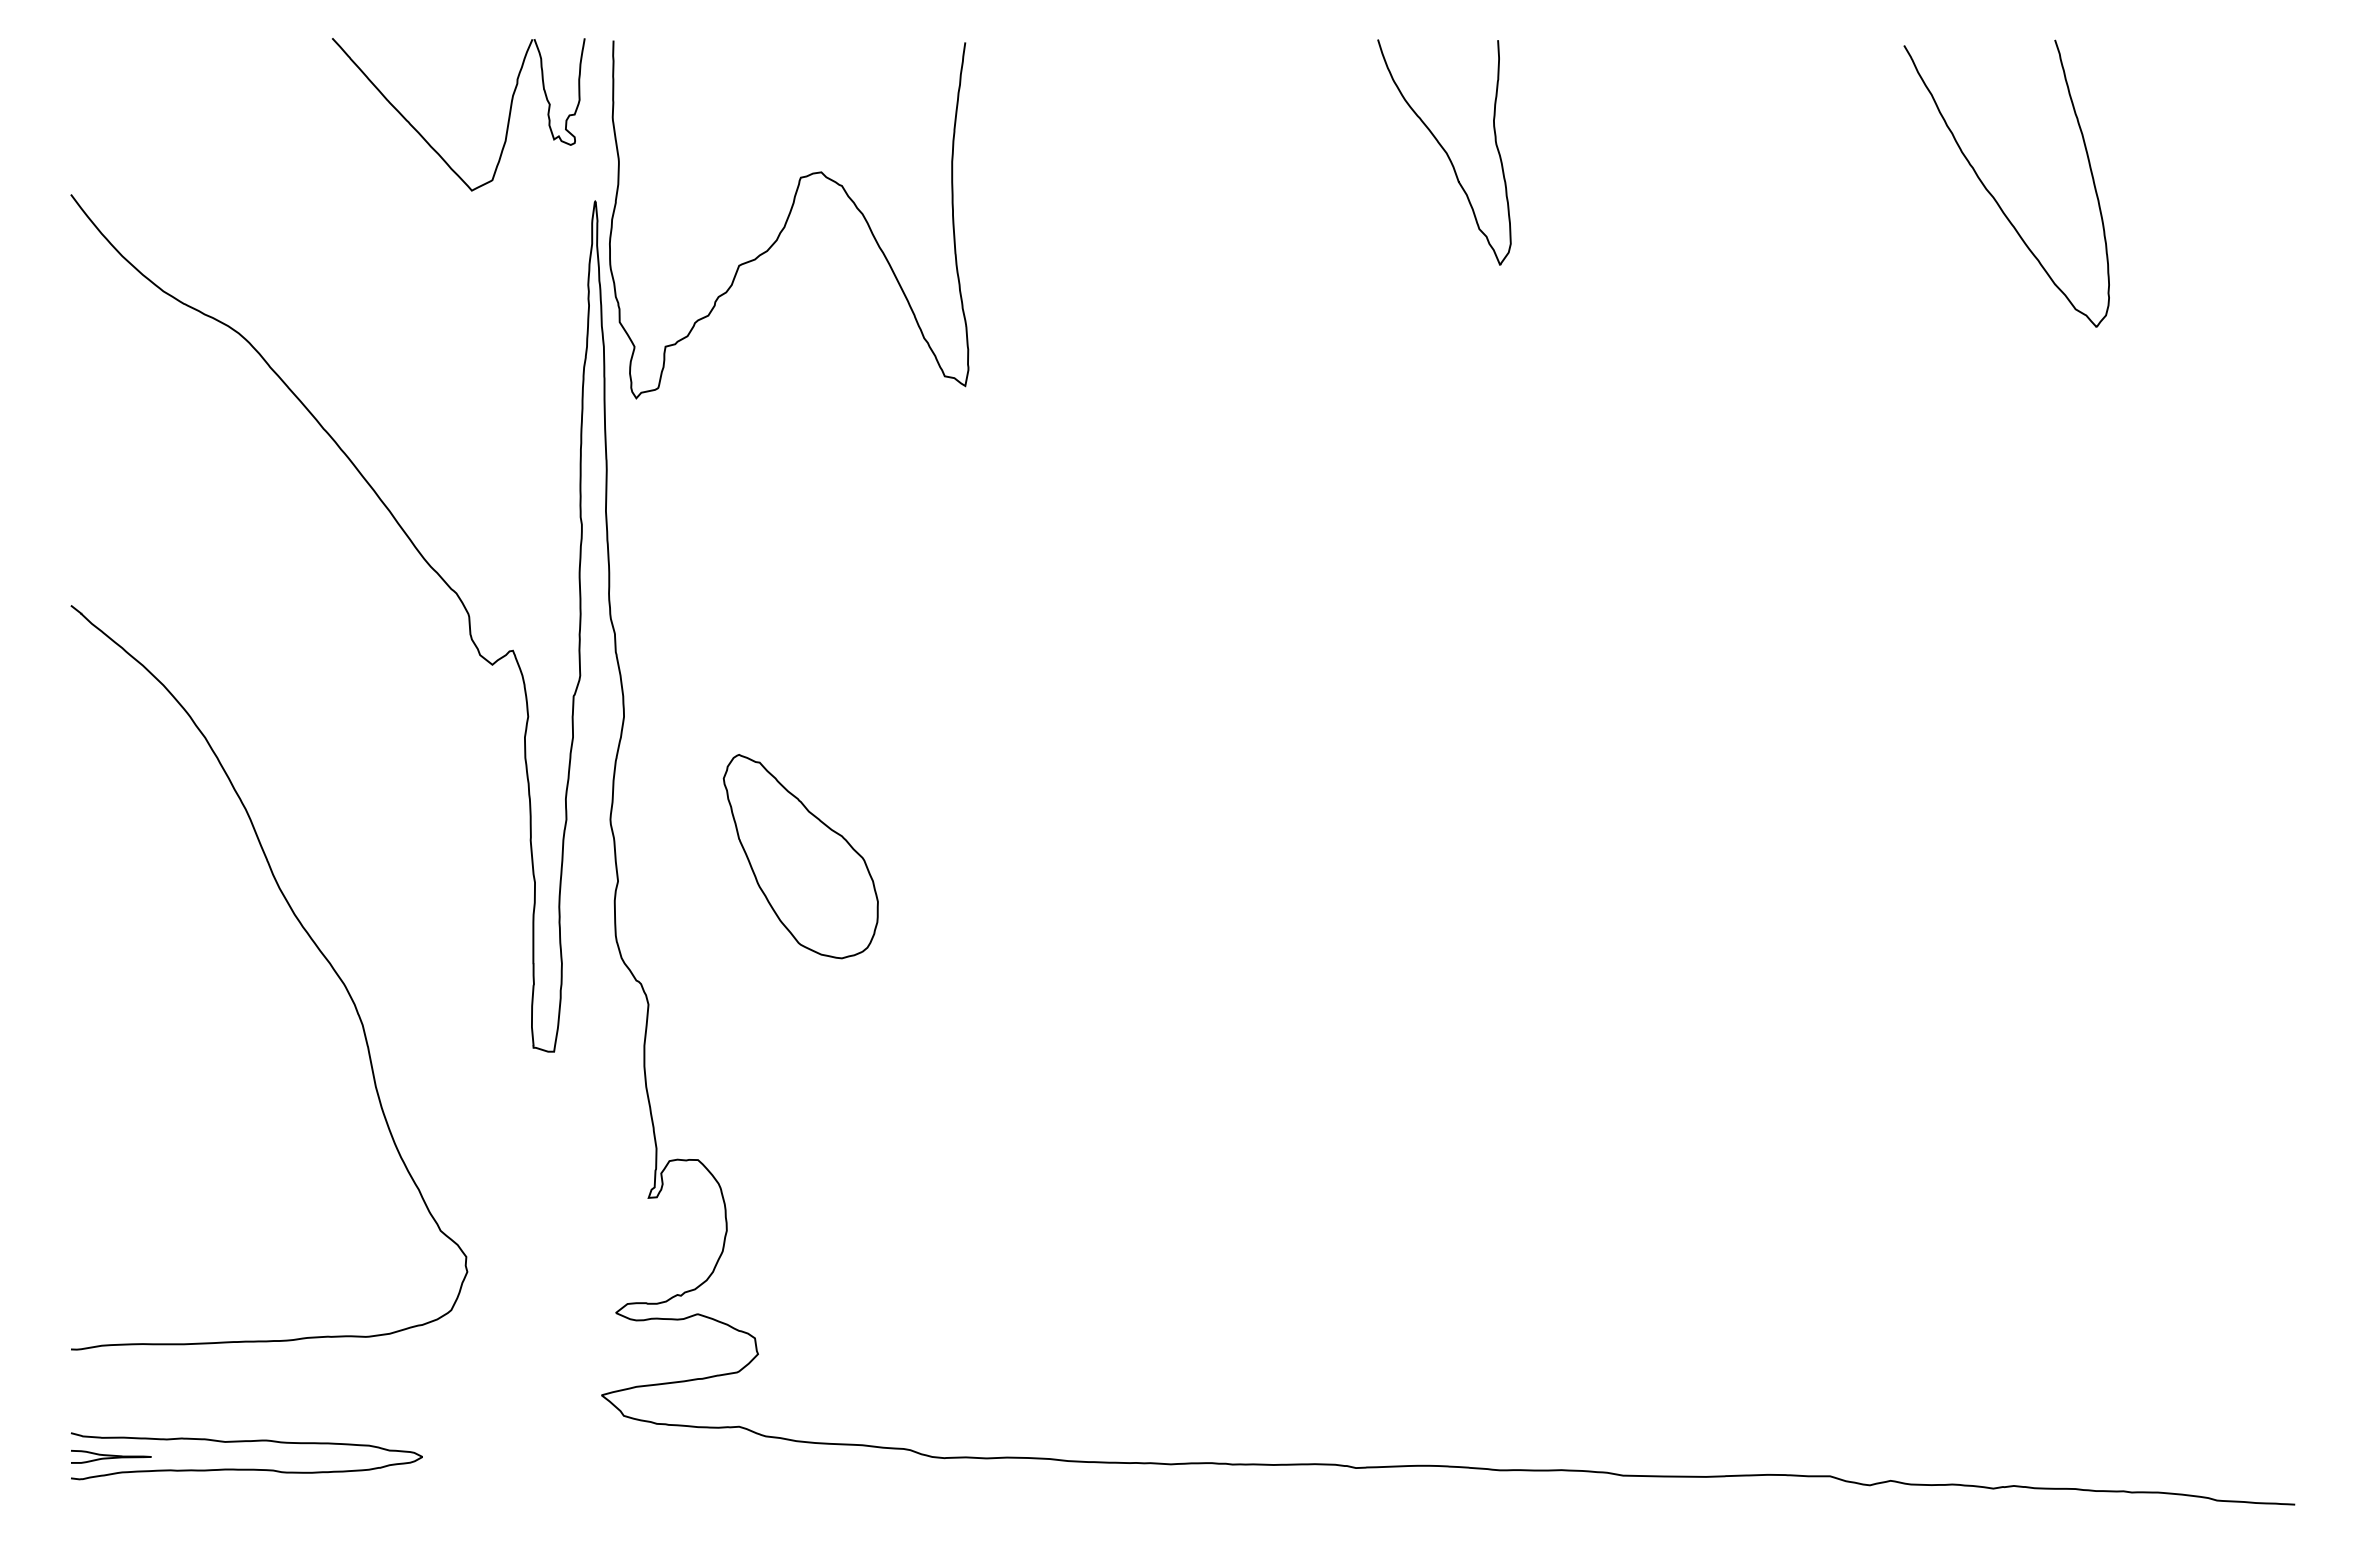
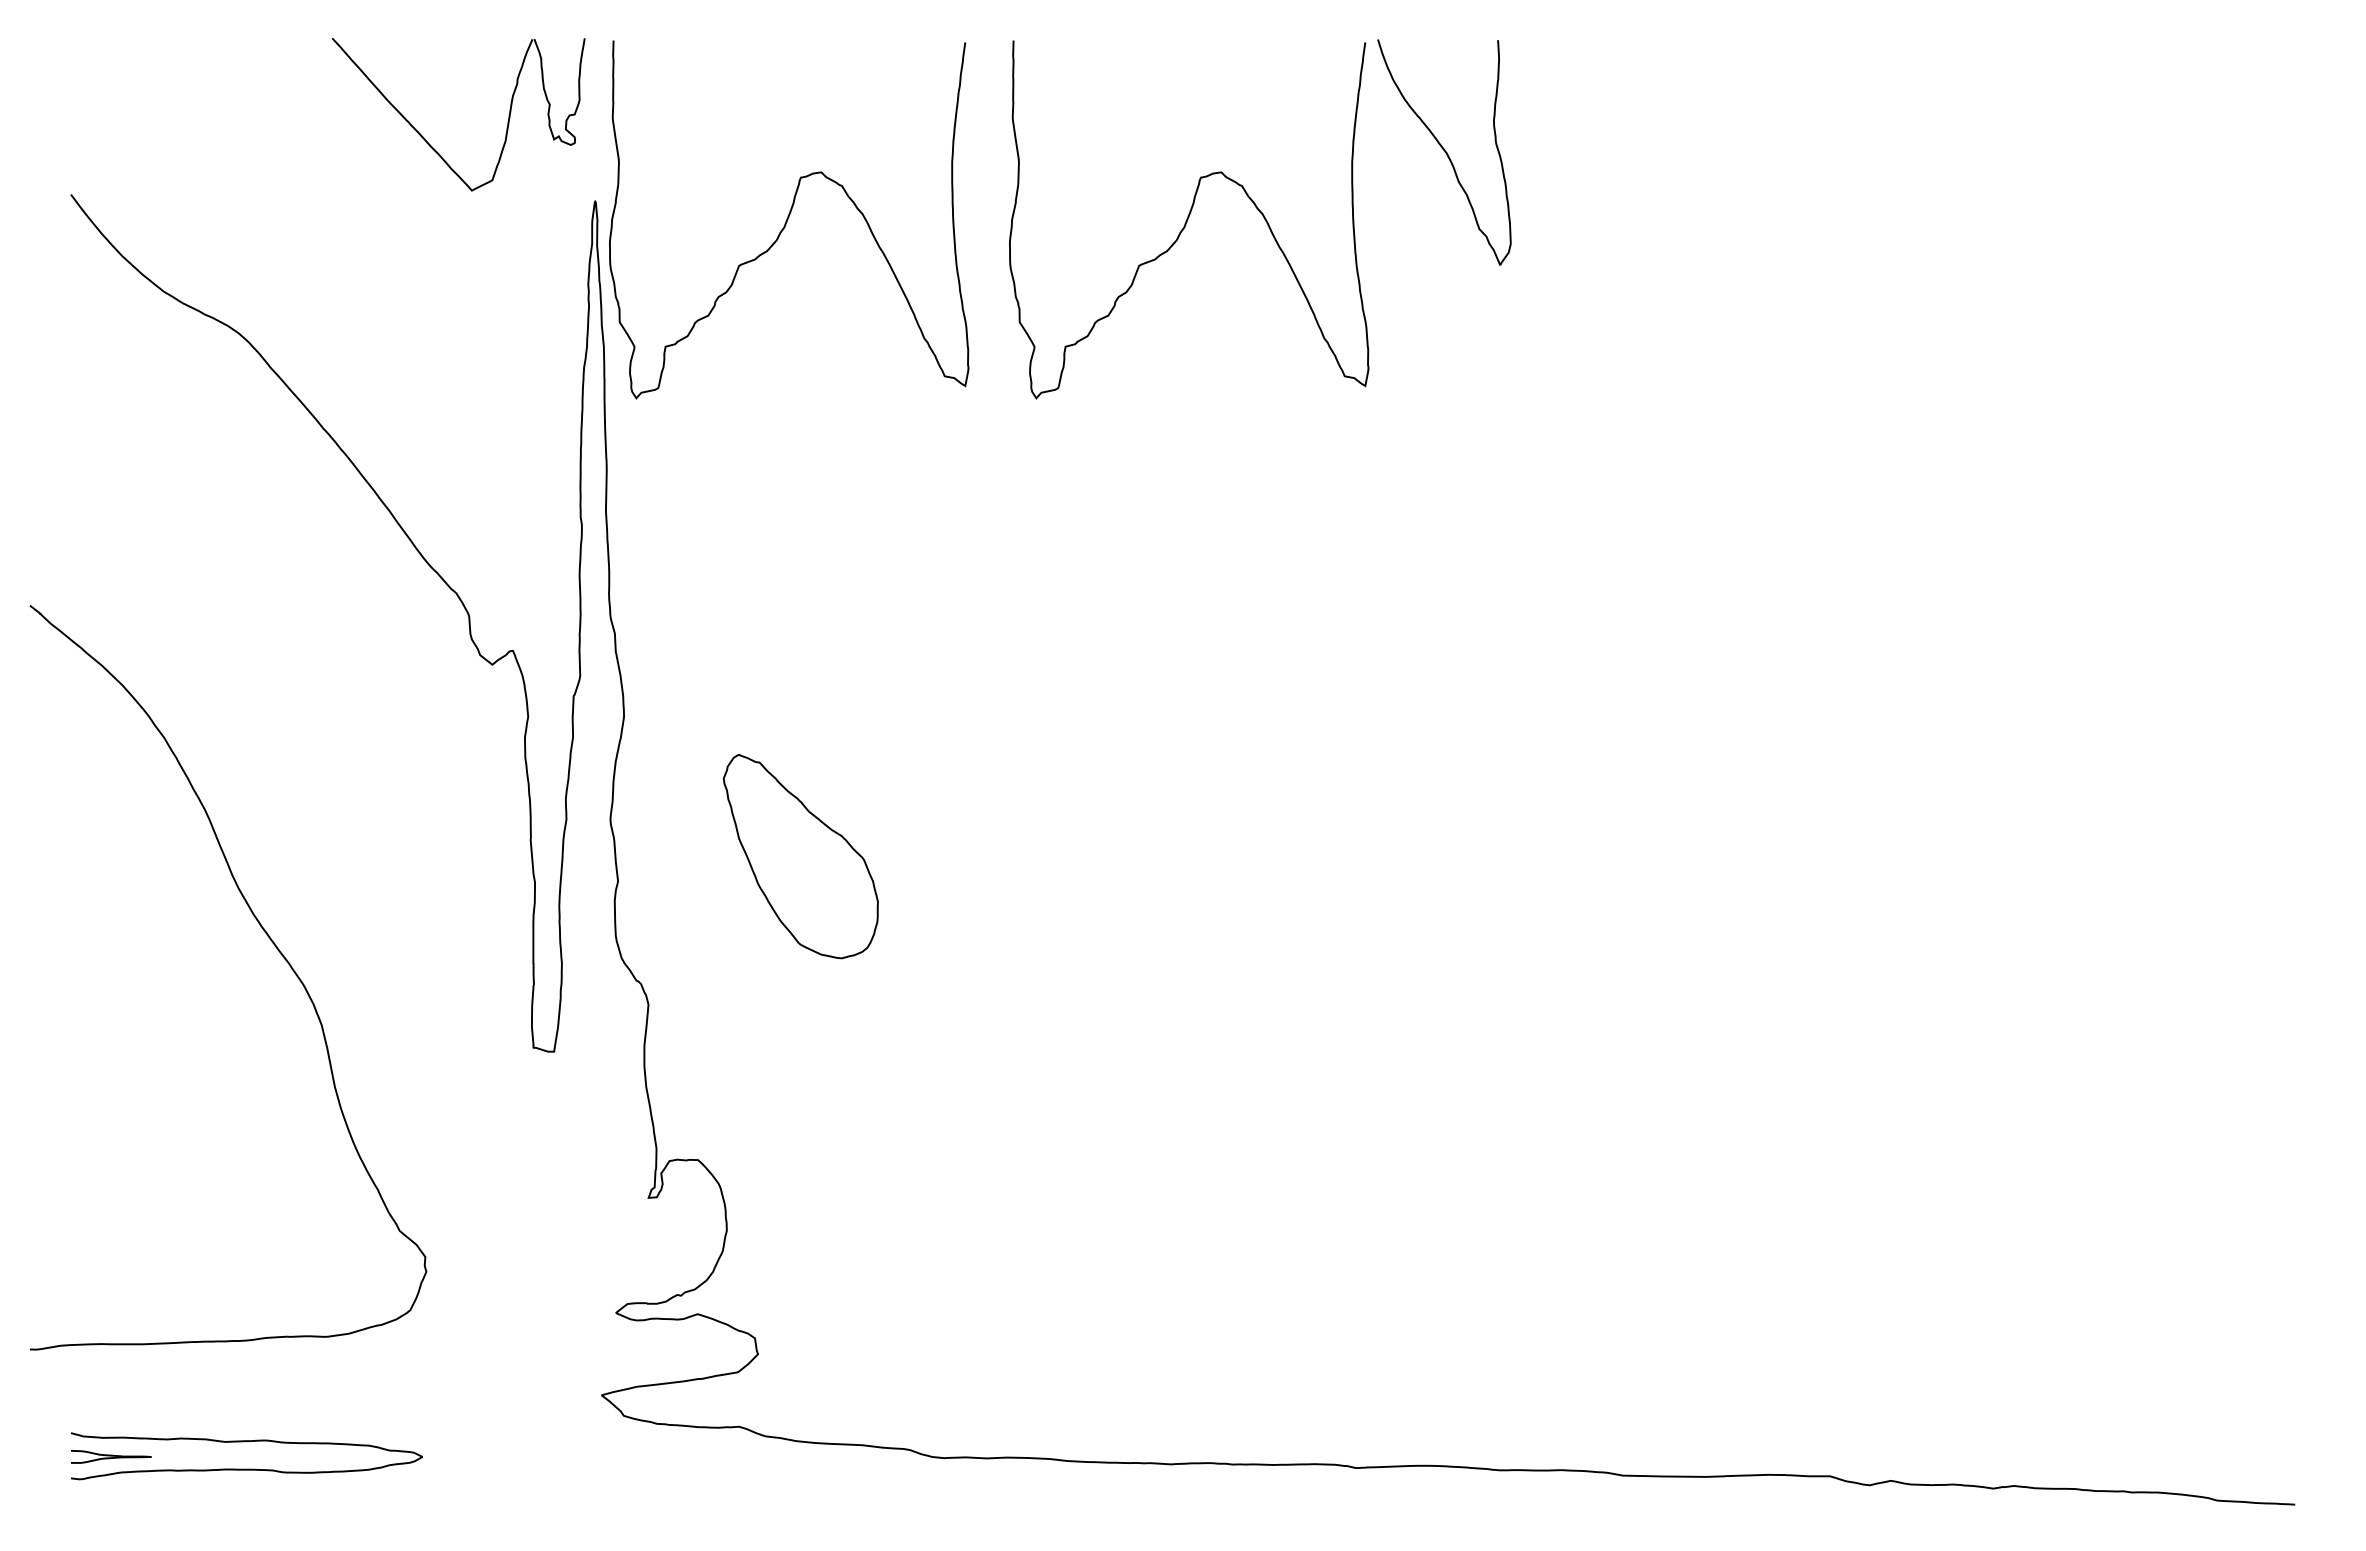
curve: present -> none (1992, 194)
curve: none -> present (1188, 219)
curve position: (313, 943) -> (272, 943) (272, 943)
